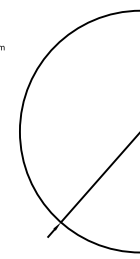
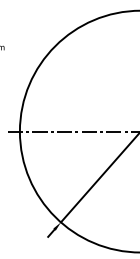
line: none -> present (71, 131)
